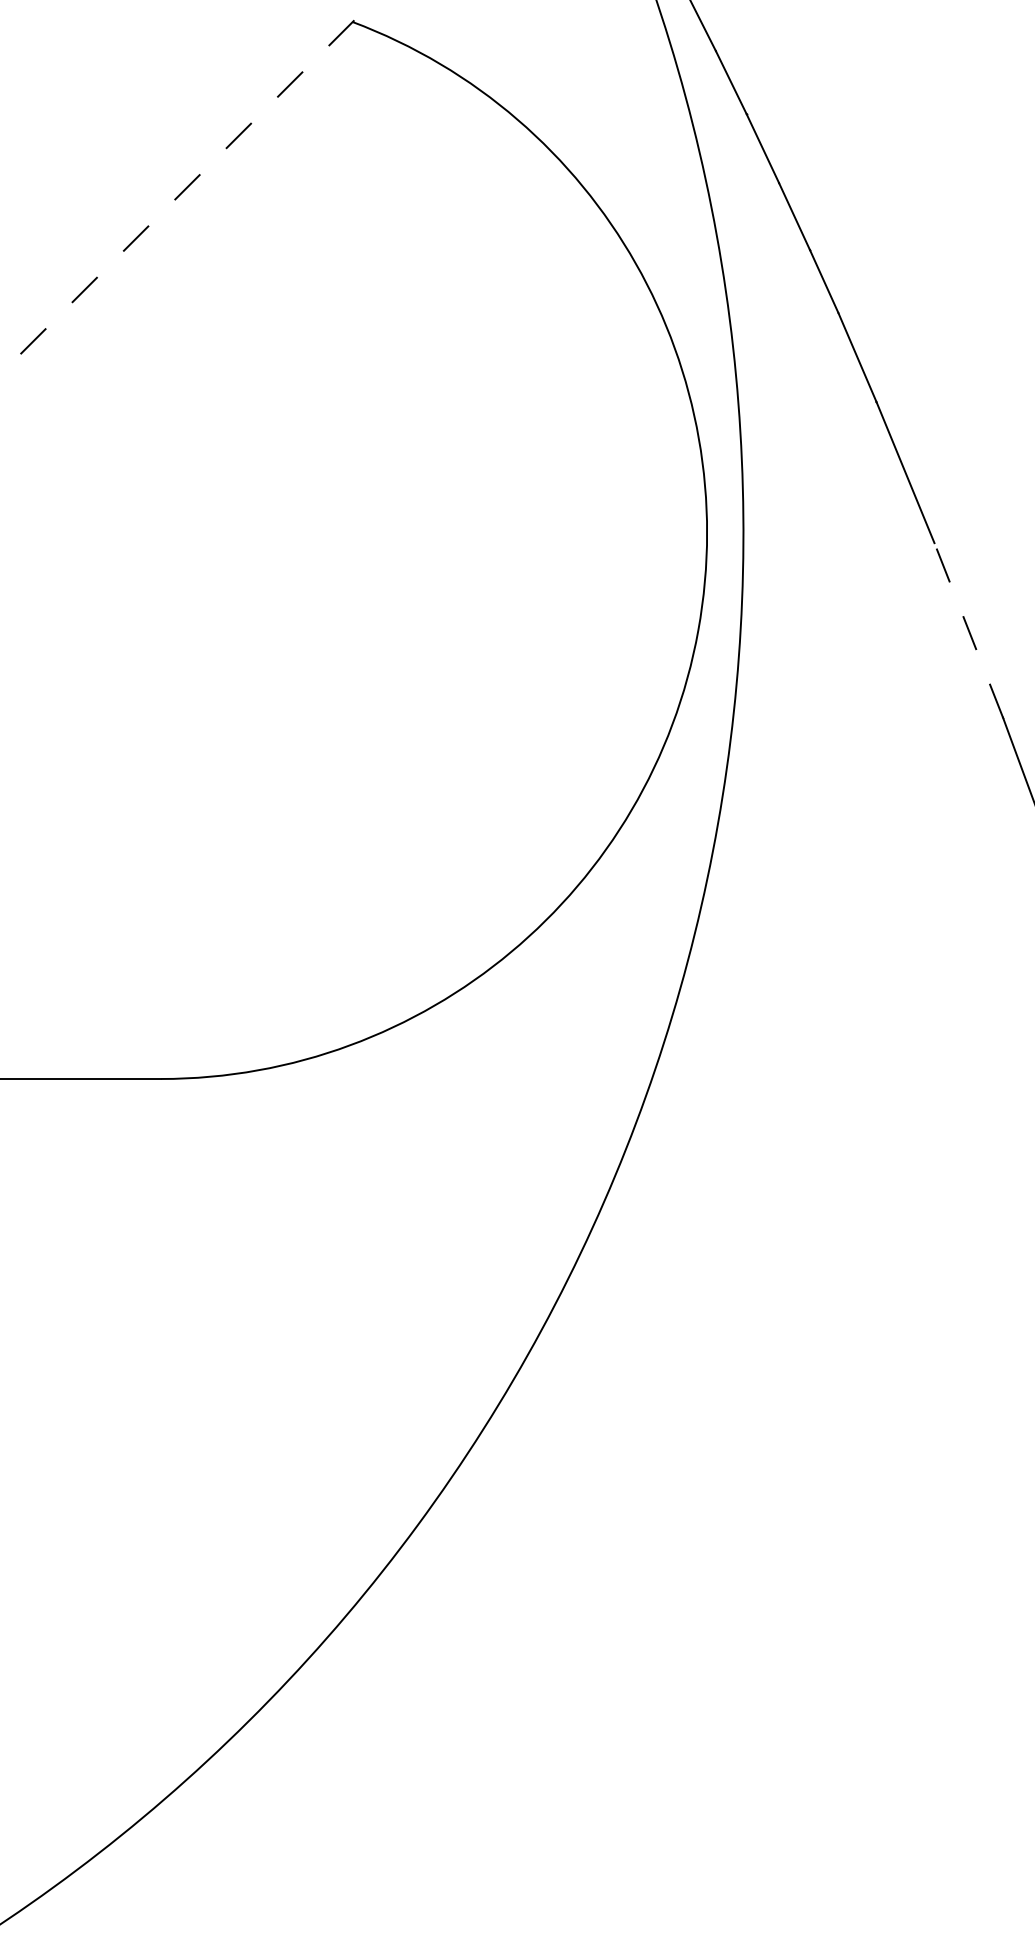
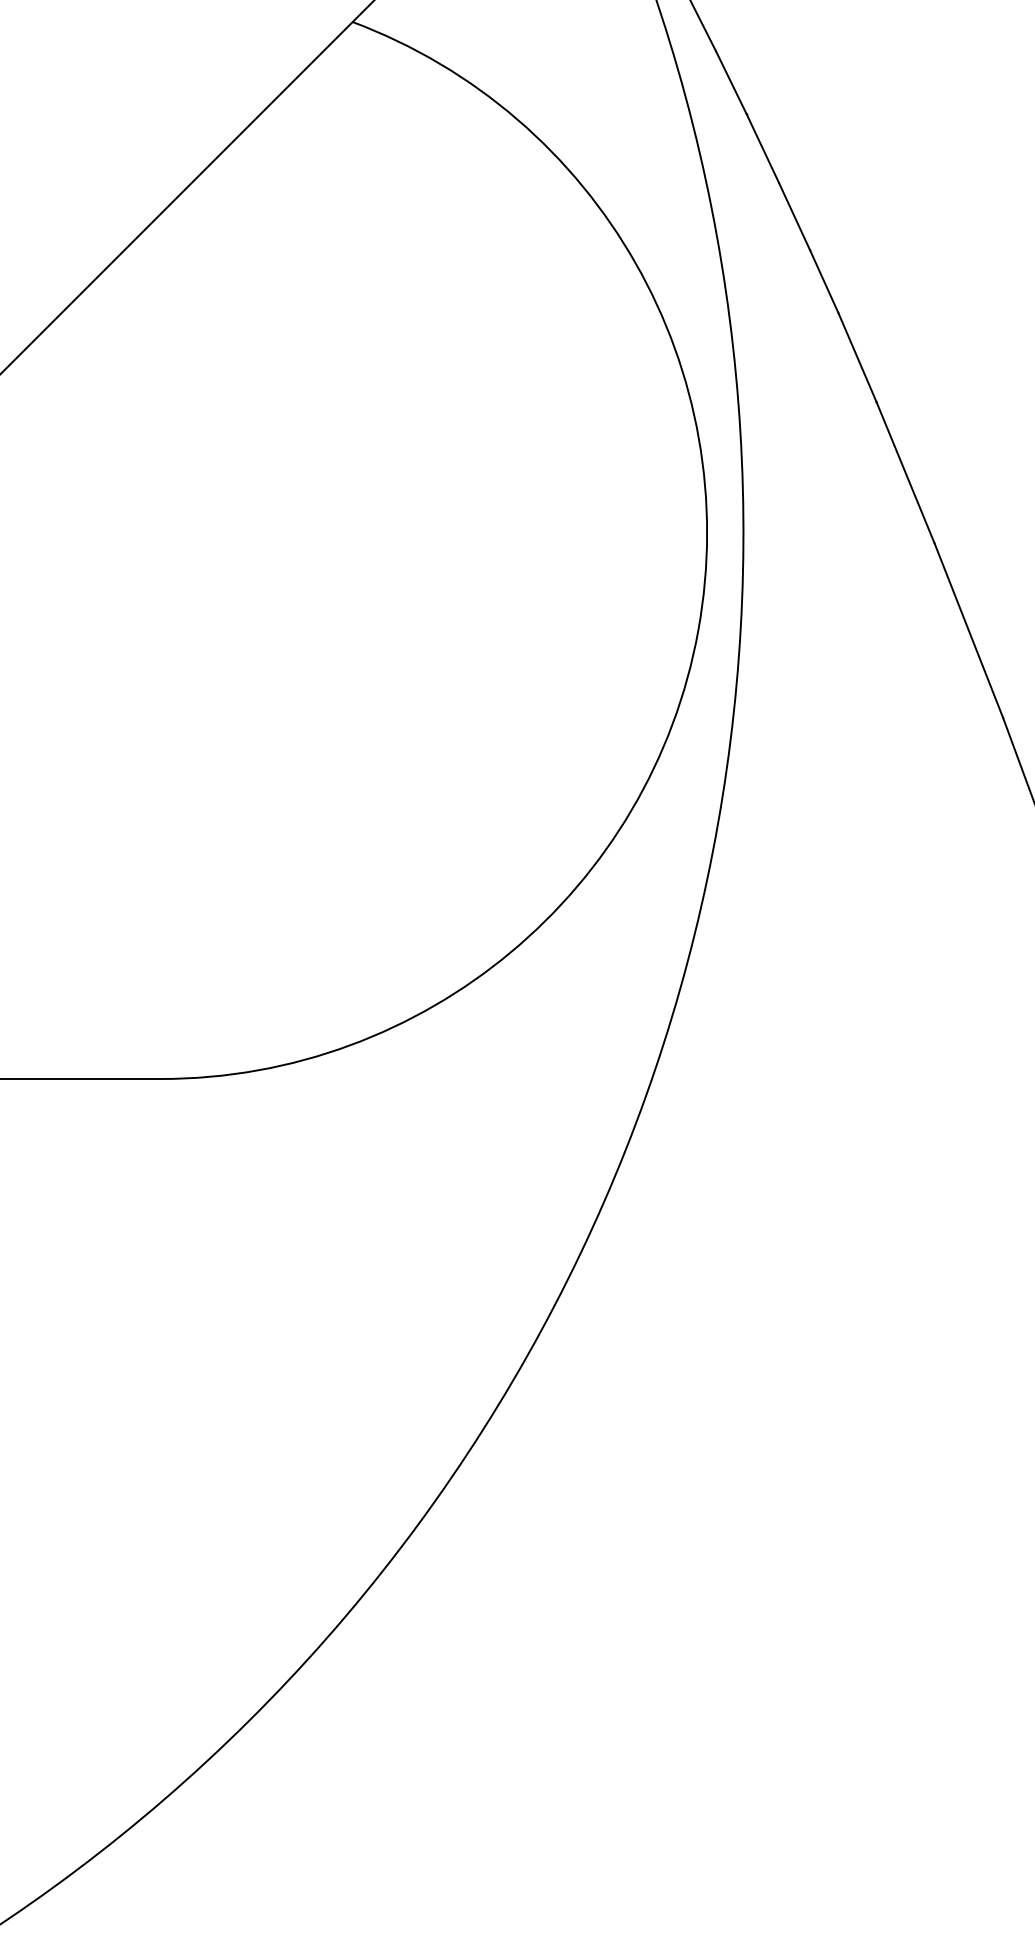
line: dashed -> solid (187, 187)
line: dashed -> solid (968, 630)
